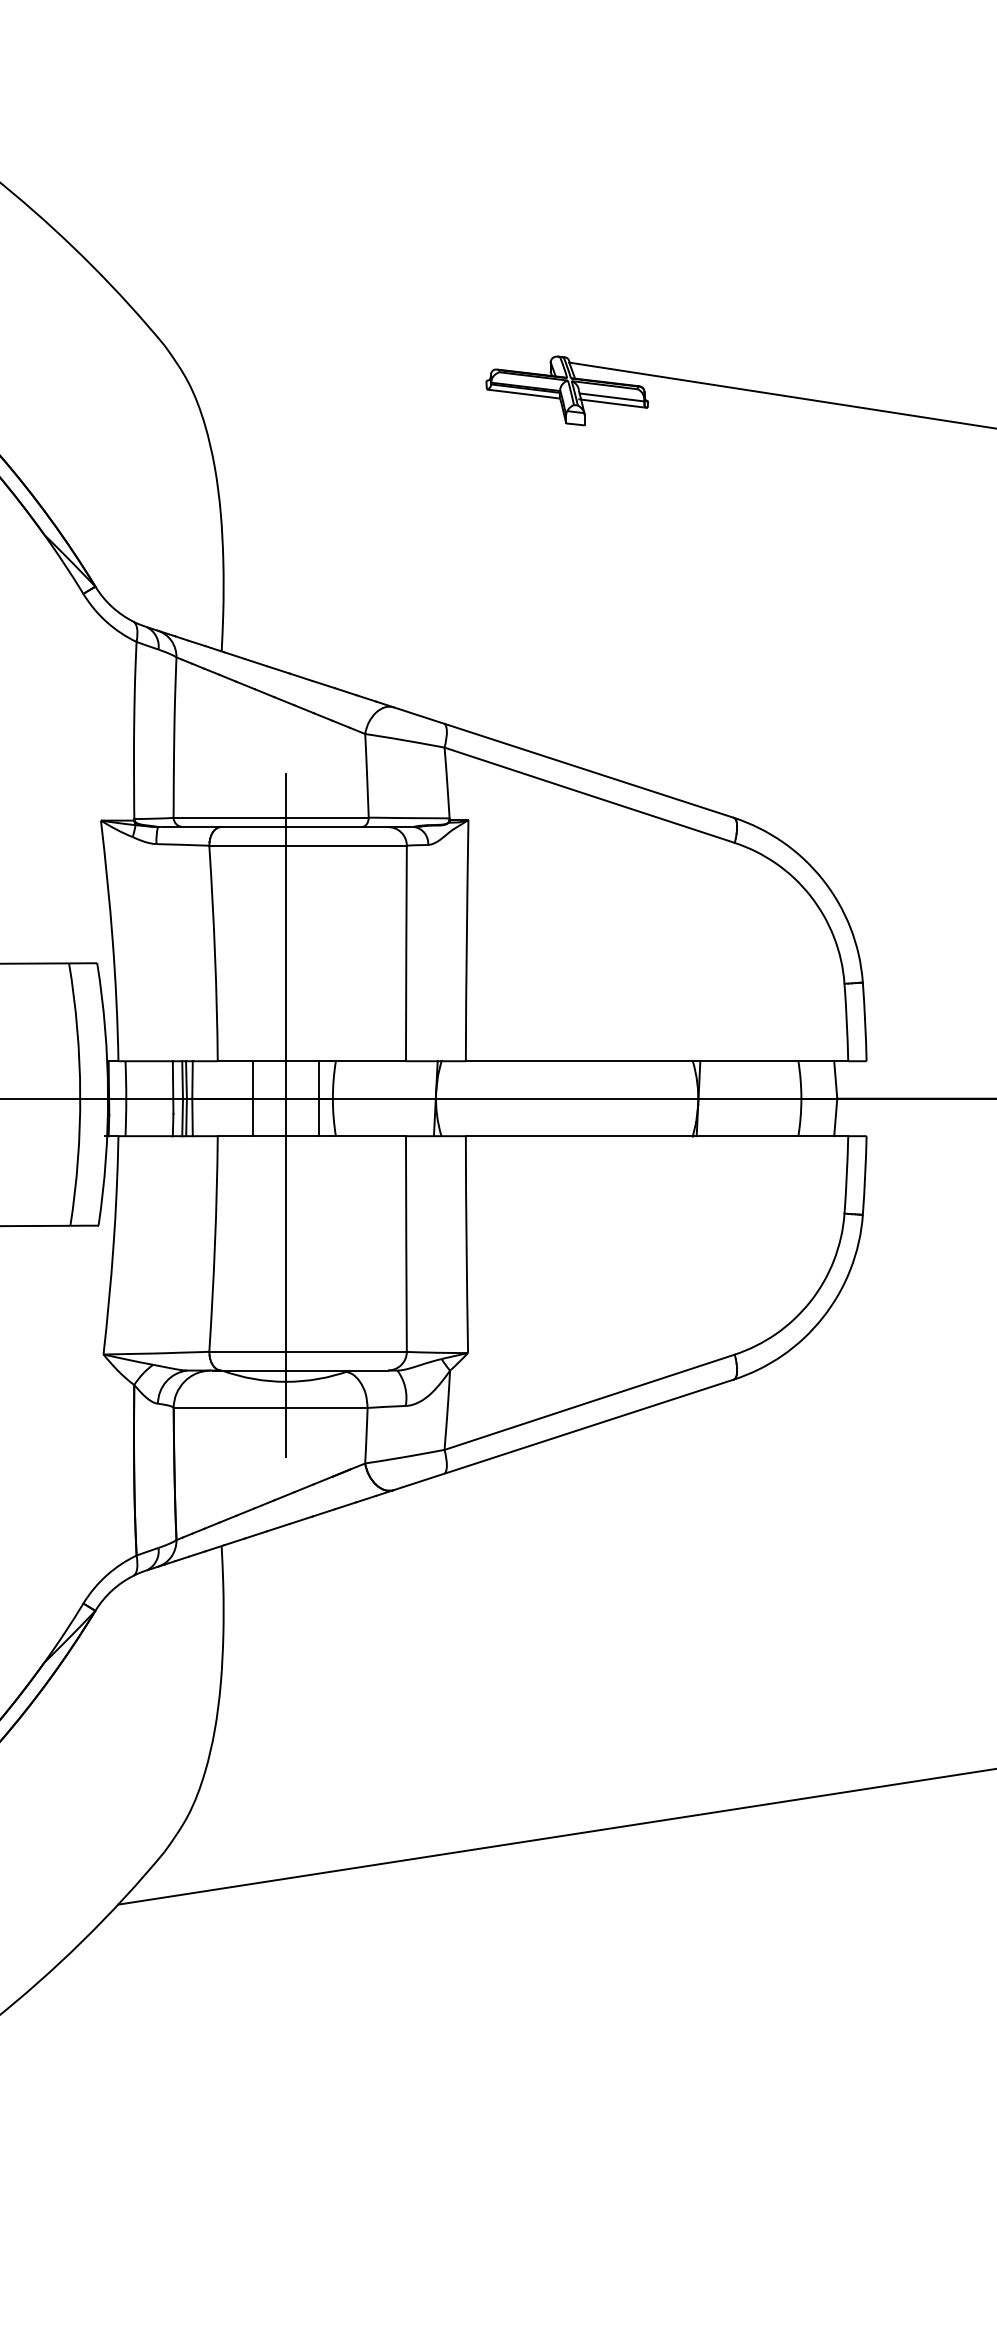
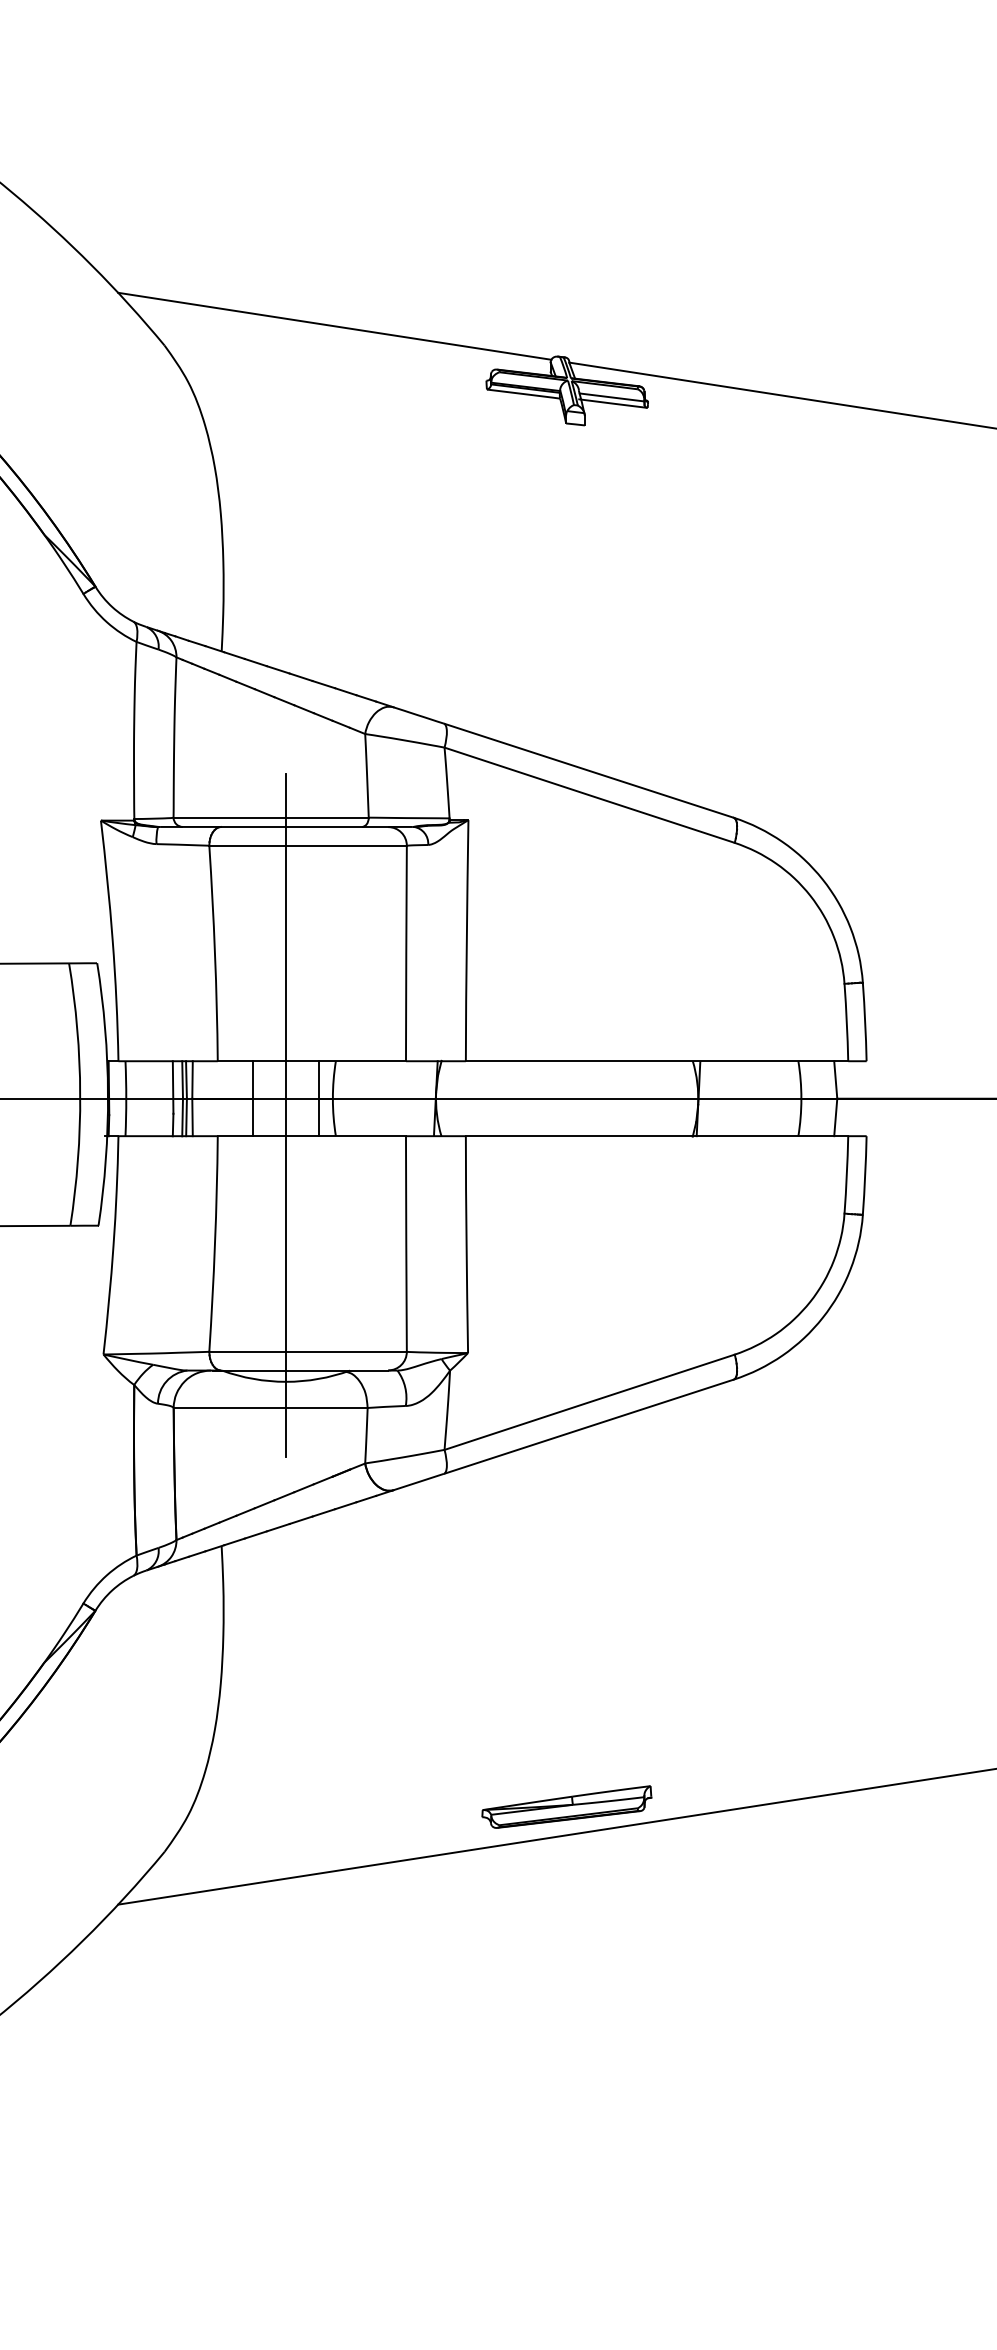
line: none -> present (334, 325)
part: none -> present (566, 1806)
